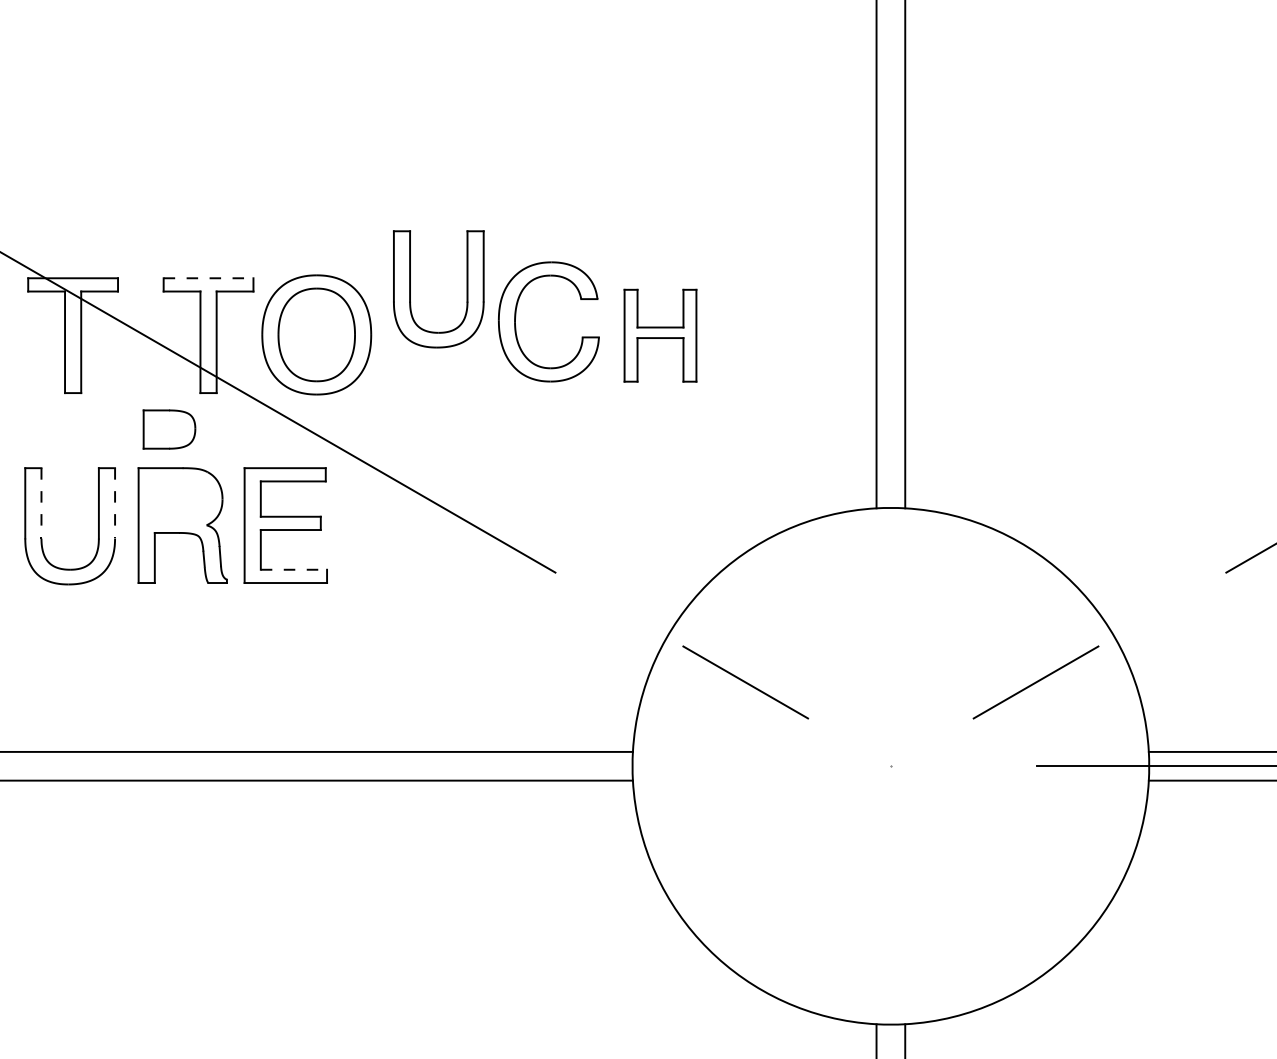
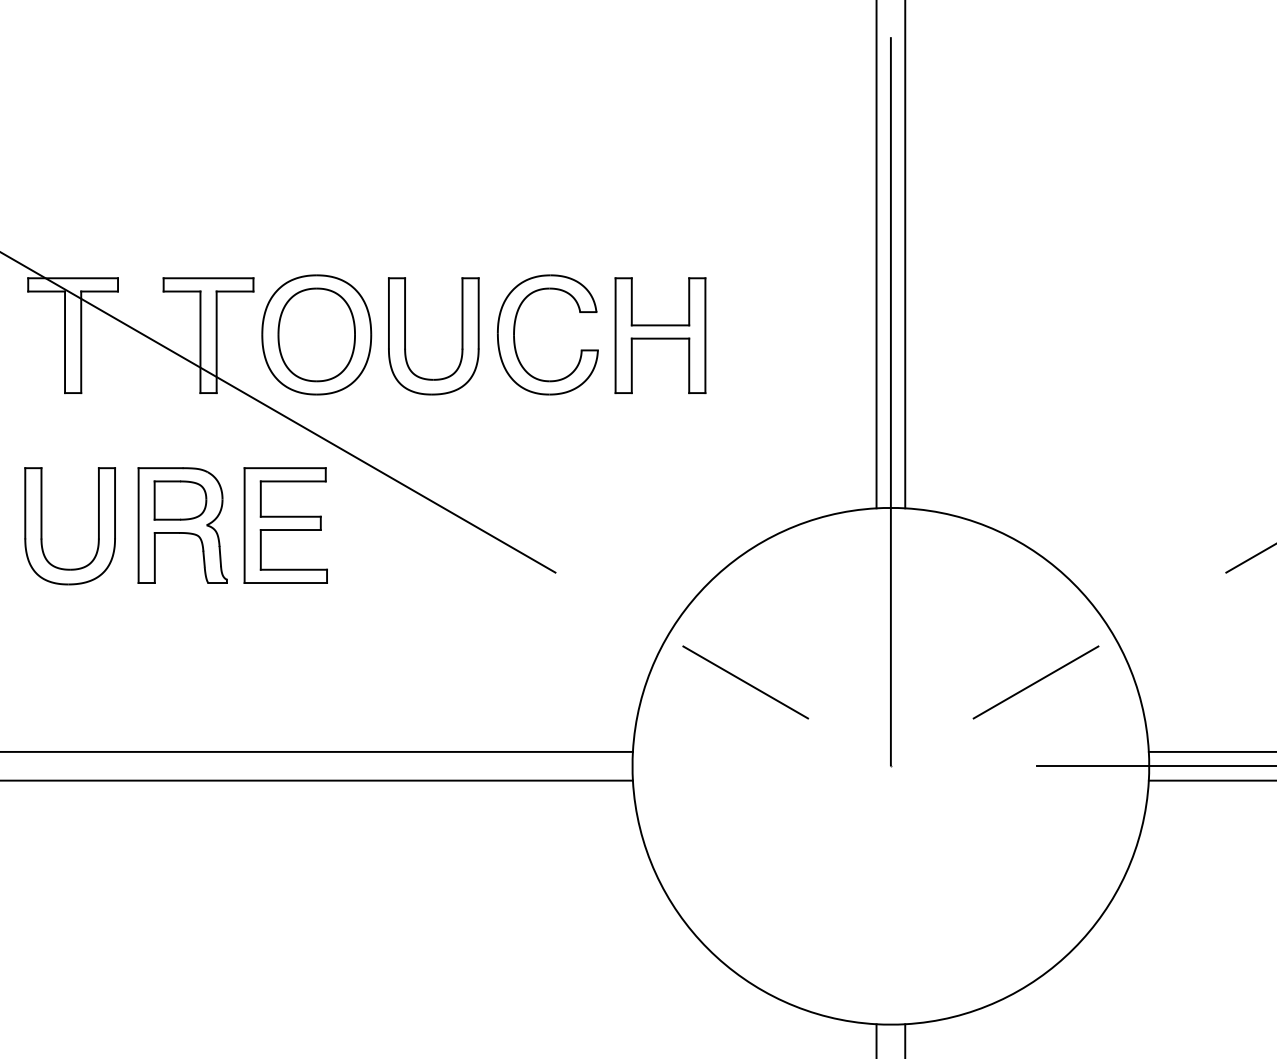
line: dashed -> solid (208, 278)
part position: (410, 289) -> (405, 336) (405, 336)
part position: (516, 316) -> (515, 329) (515, 329)
part size: 75x95 px -> 93x118 px (660, 335)
line: none -> present (890, 384)
part position: (169, 429) -> (180, 500) (180, 500)
line: dashed -> solid (41, 503)
line: dashed -> solid (115, 503)
line: dashed -> solid (294, 569)
